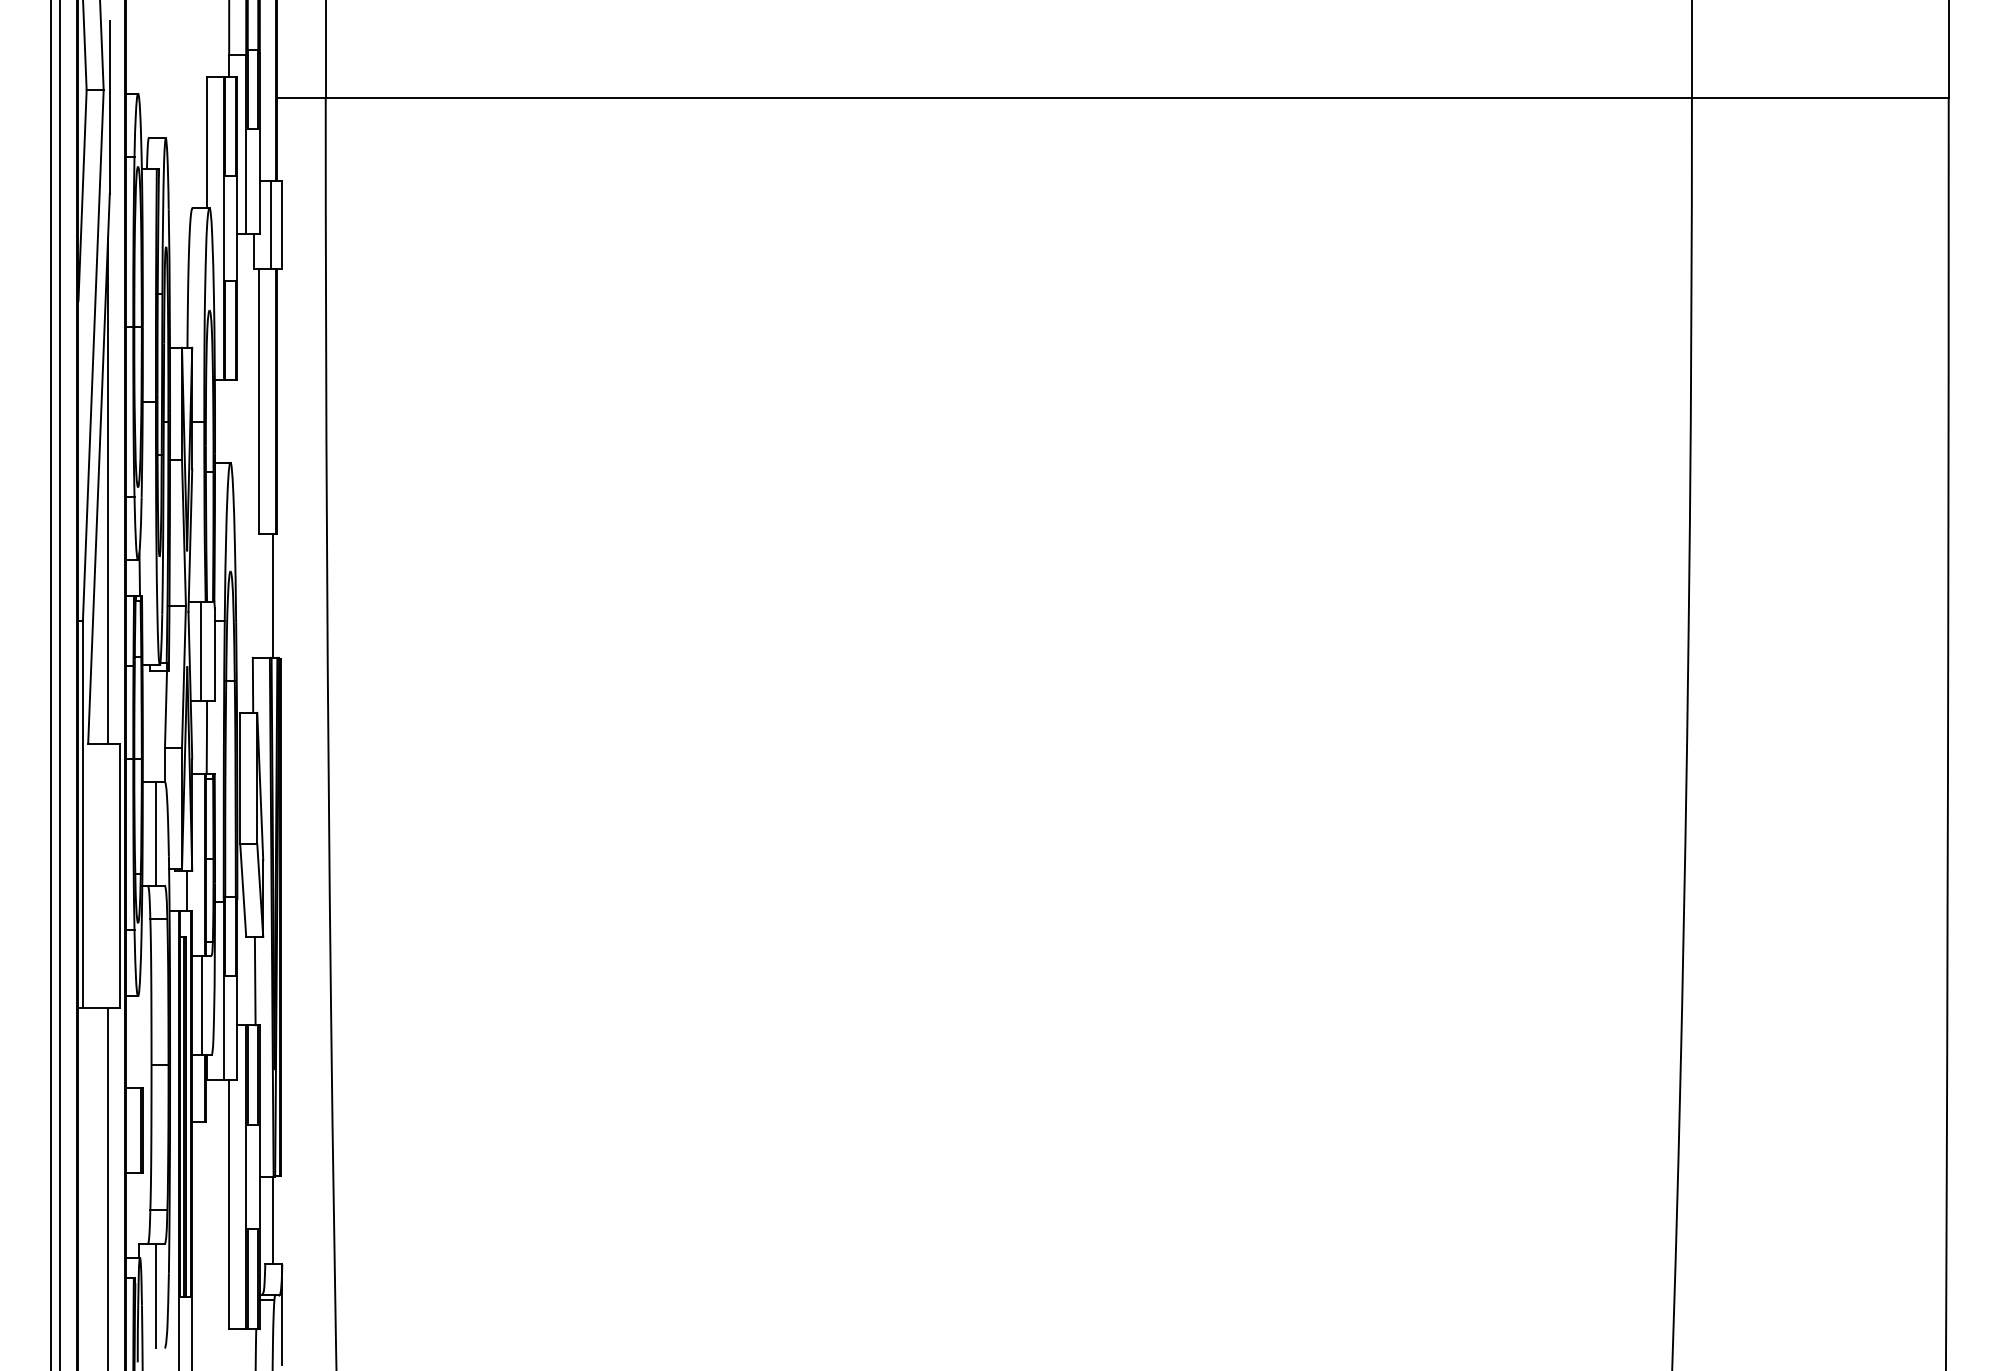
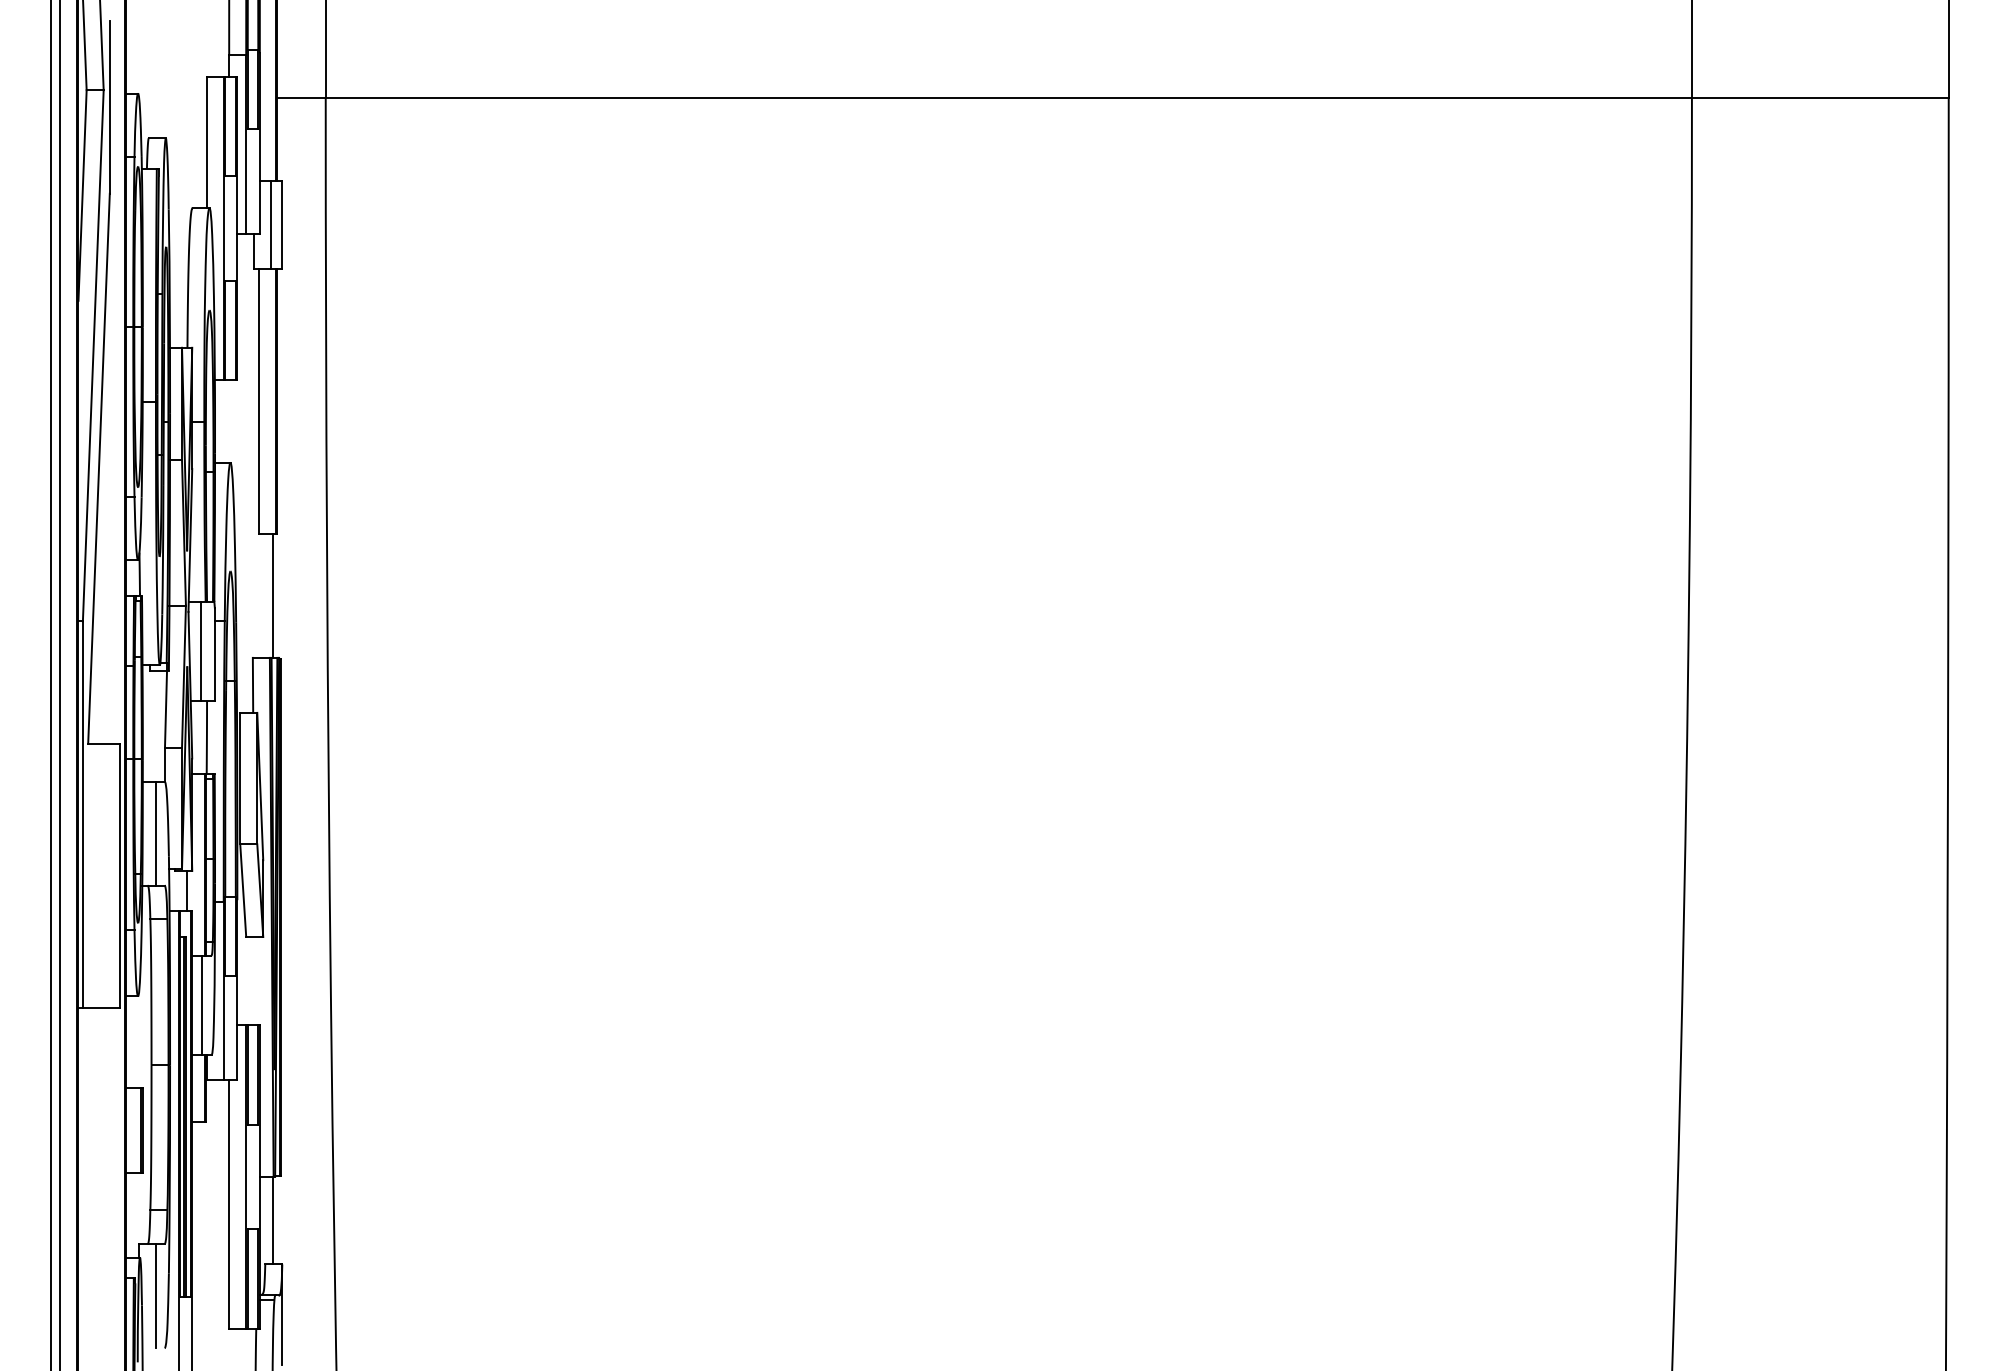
line: present -> none (108, 490)
line: present -> none (254, 980)
line: present -> none (108, 1187)
